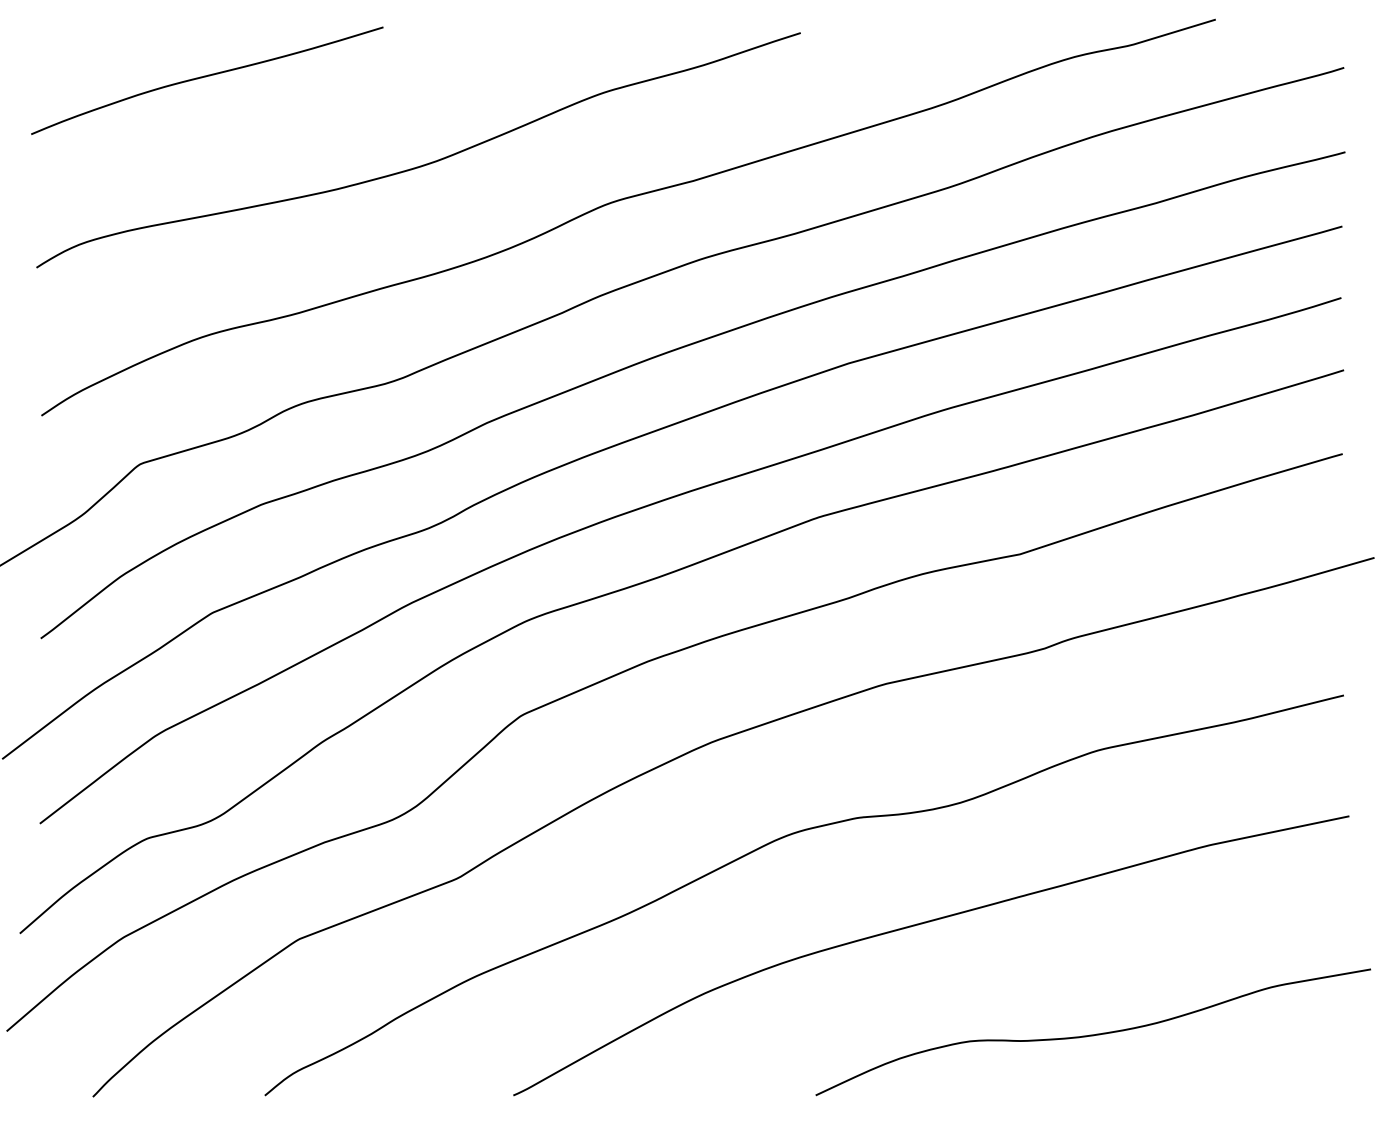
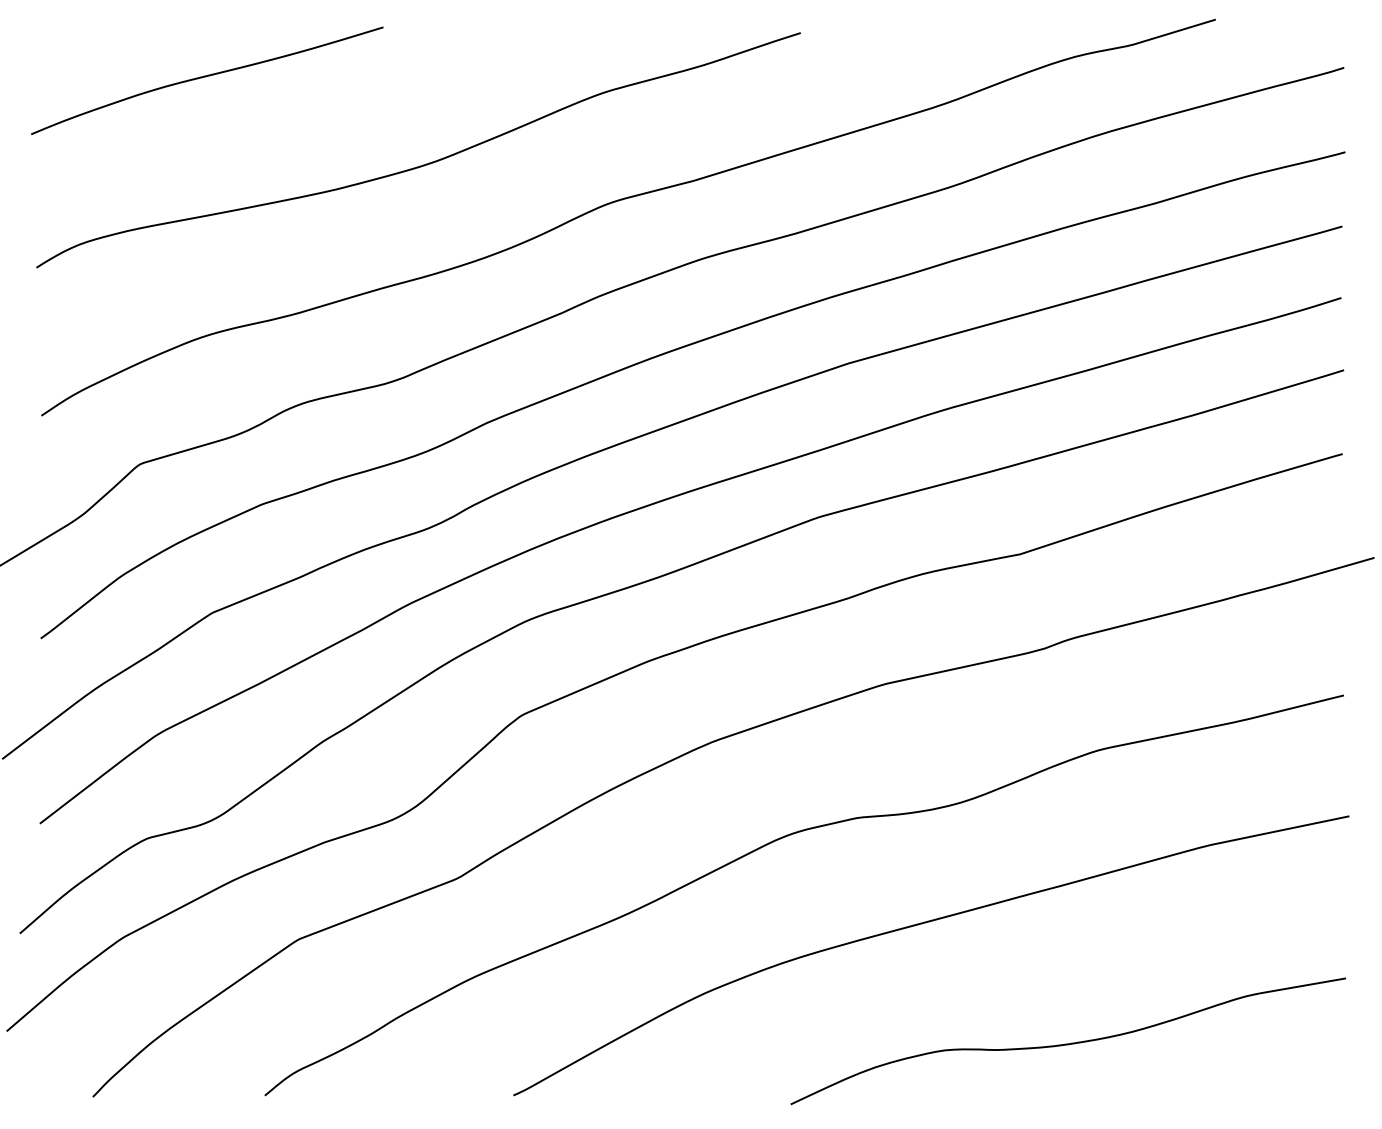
curve position: (1092, 1034) -> (1067, 1043) (1067, 1043)
